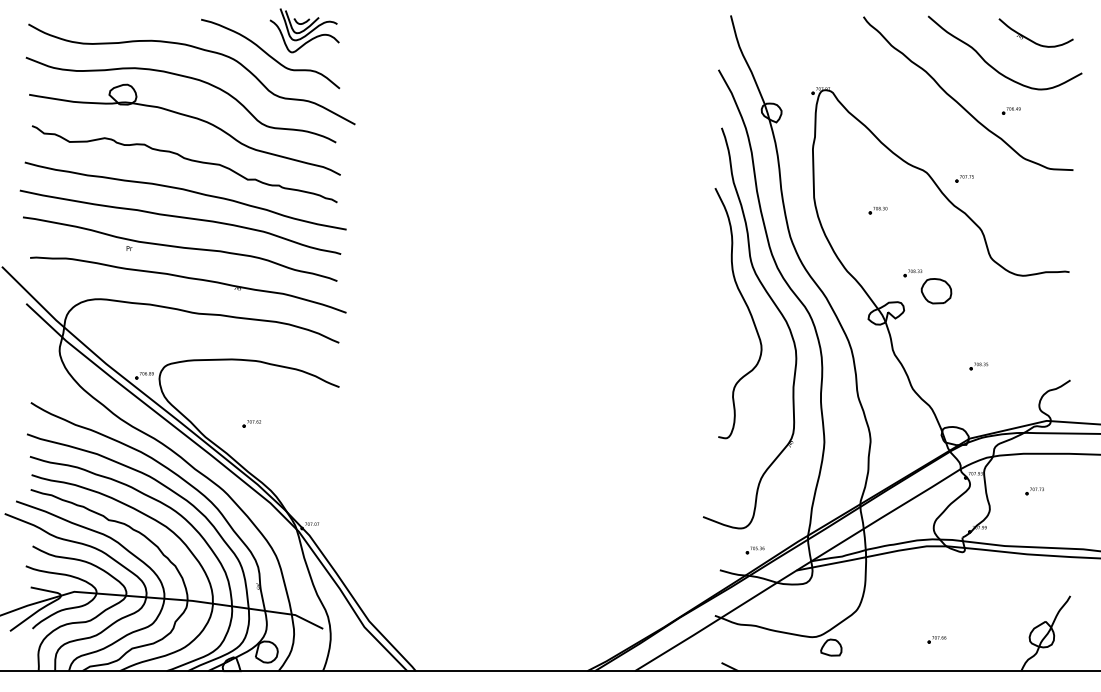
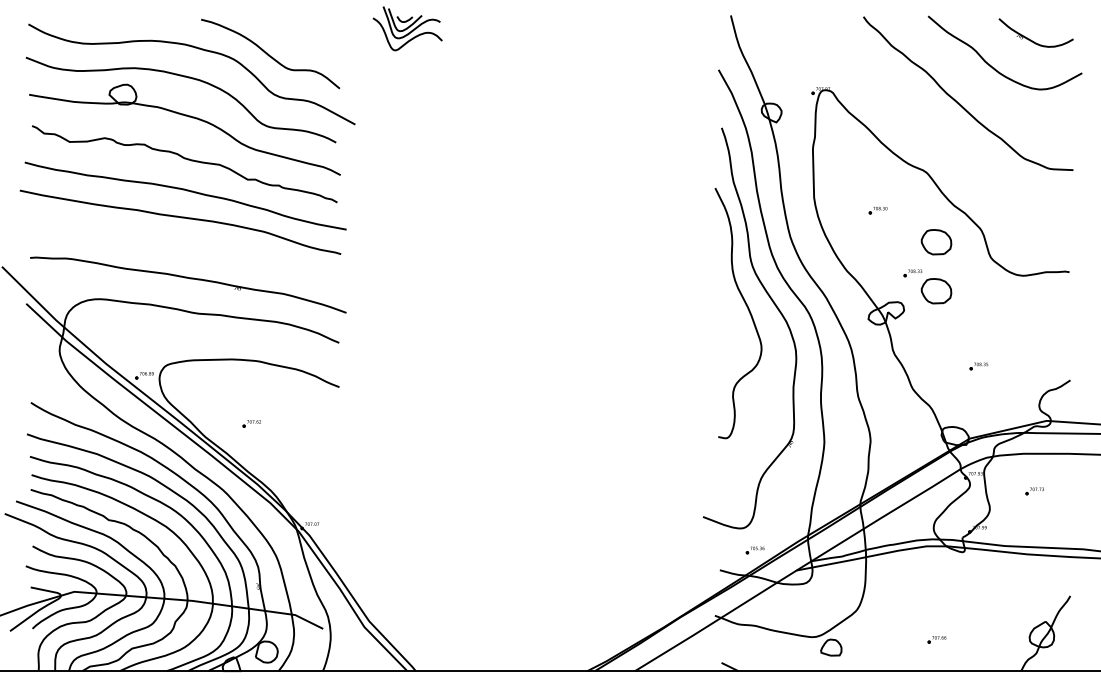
part position: (304, 30) -> (407, 28) (407, 28)
part: present -> none (1010, 110)
part: present -> none (964, 178)
part: none -> present (936, 242)
part: present -> none (180, 248)
